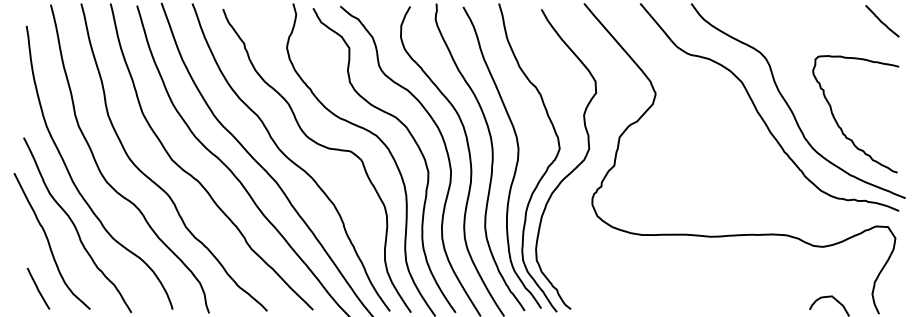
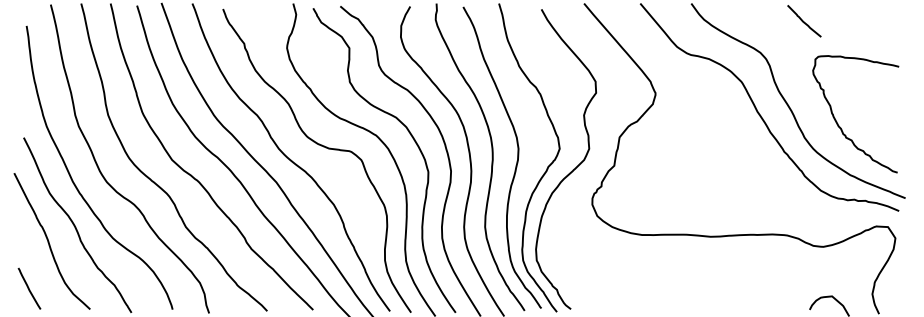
line position: (882, 21) -> (804, 21) (804, 21)
line position: (38, 288) -> (29, 288) (29, 288)
